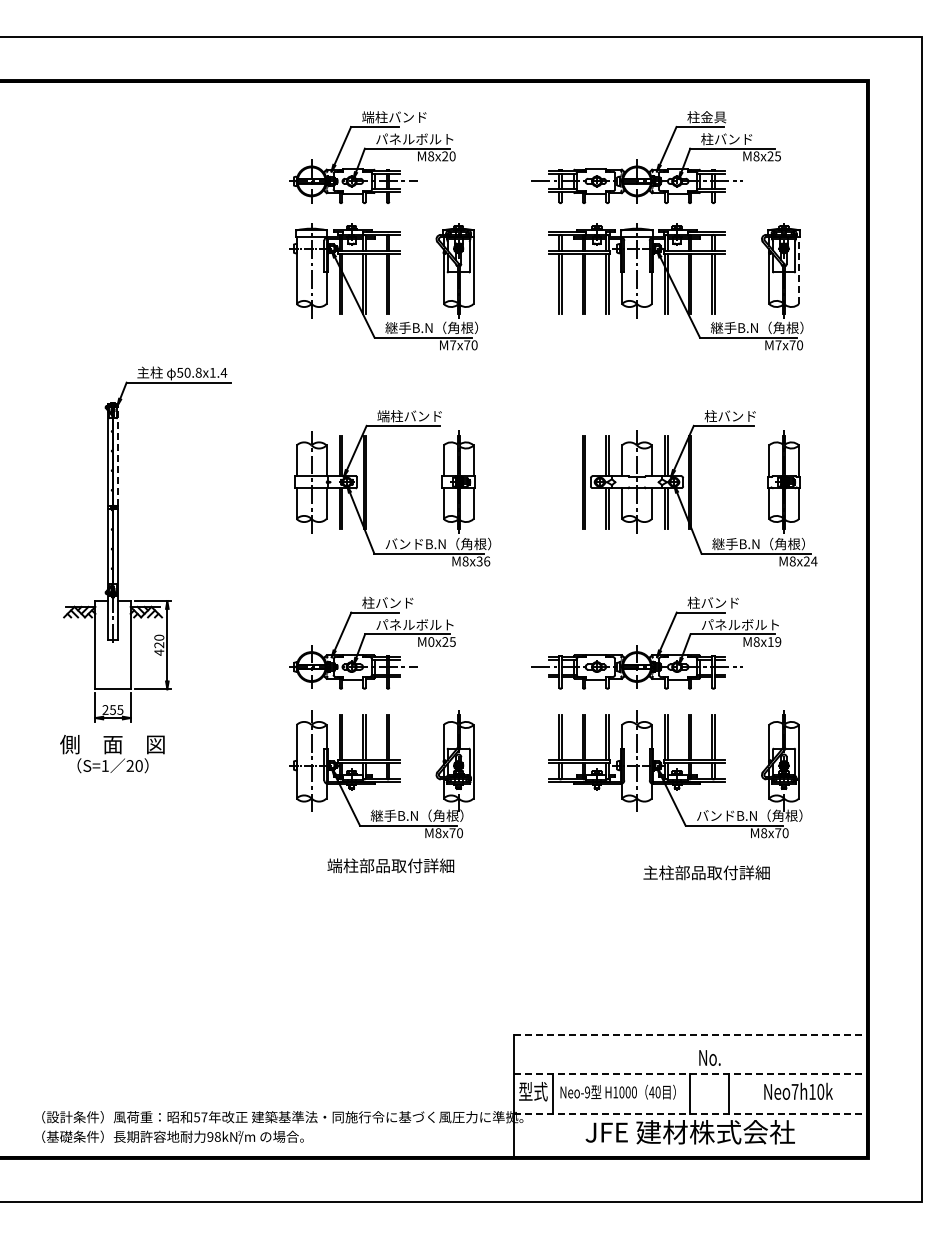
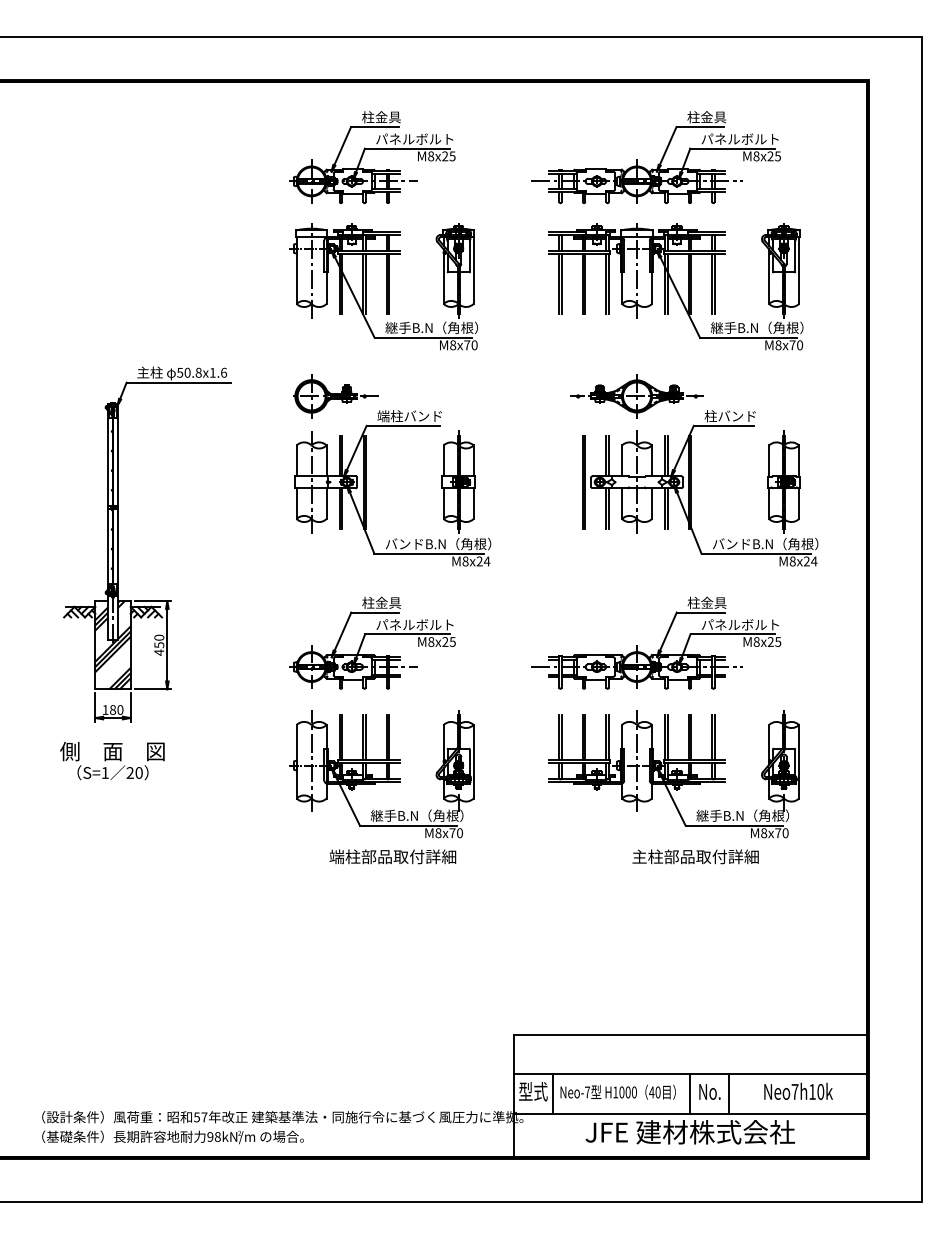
text: 端柱バンド -> 柱金具 (394, 117)
text: 柱バンド -> パネルボルト (739, 139)
text: M8x20 -> M8x25 (452, 156)
line: dashed -> solid (799, 270)
text: M7x70 -> M8x70 (453, 345)
text: M7x70 -> M8x70 (778, 345)
text: 50.8x1.4 -> 50.8x1.6 (223, 372)
part: none -> present (335, 396)
part: none -> present (636, 396)
line: dashed -> solid (118, 455)
text: 継手B.N（角根） -> バンドB.N（角根） (765, 543)
text: M8x36 -> M8x24 (483, 561)
text: 柱バンド -> 柱金具 (394, 602)
text: 柱バンド -> 柱金具 (719, 602)
text: M0x25 -> M8x25 (431, 641)
text: M8x19 -> M8x25 (774, 641)
hatch: none -> present (112, 645)
text: 420 -> 450 (159, 645)
text: 255 -> 180 (112, 709)
text position: (112, 754) -> (112, 761) (112, 761)
text: バンドB.N（角根） -> 継手B.N（角根） (749, 815)
text position: (390, 865) -> (392, 856) (392, 856)
text position: (706, 872) -> (695, 856) (695, 856)
line: dashed -> solid (690, 1035)
text position: (709, 1057) -> (709, 1091) (709, 1091)
line: dashed -> solid (690, 1074)
text: Neo-9 -> Neo-7 (587, 1092)
line: dashed -> solid (690, 1113)
